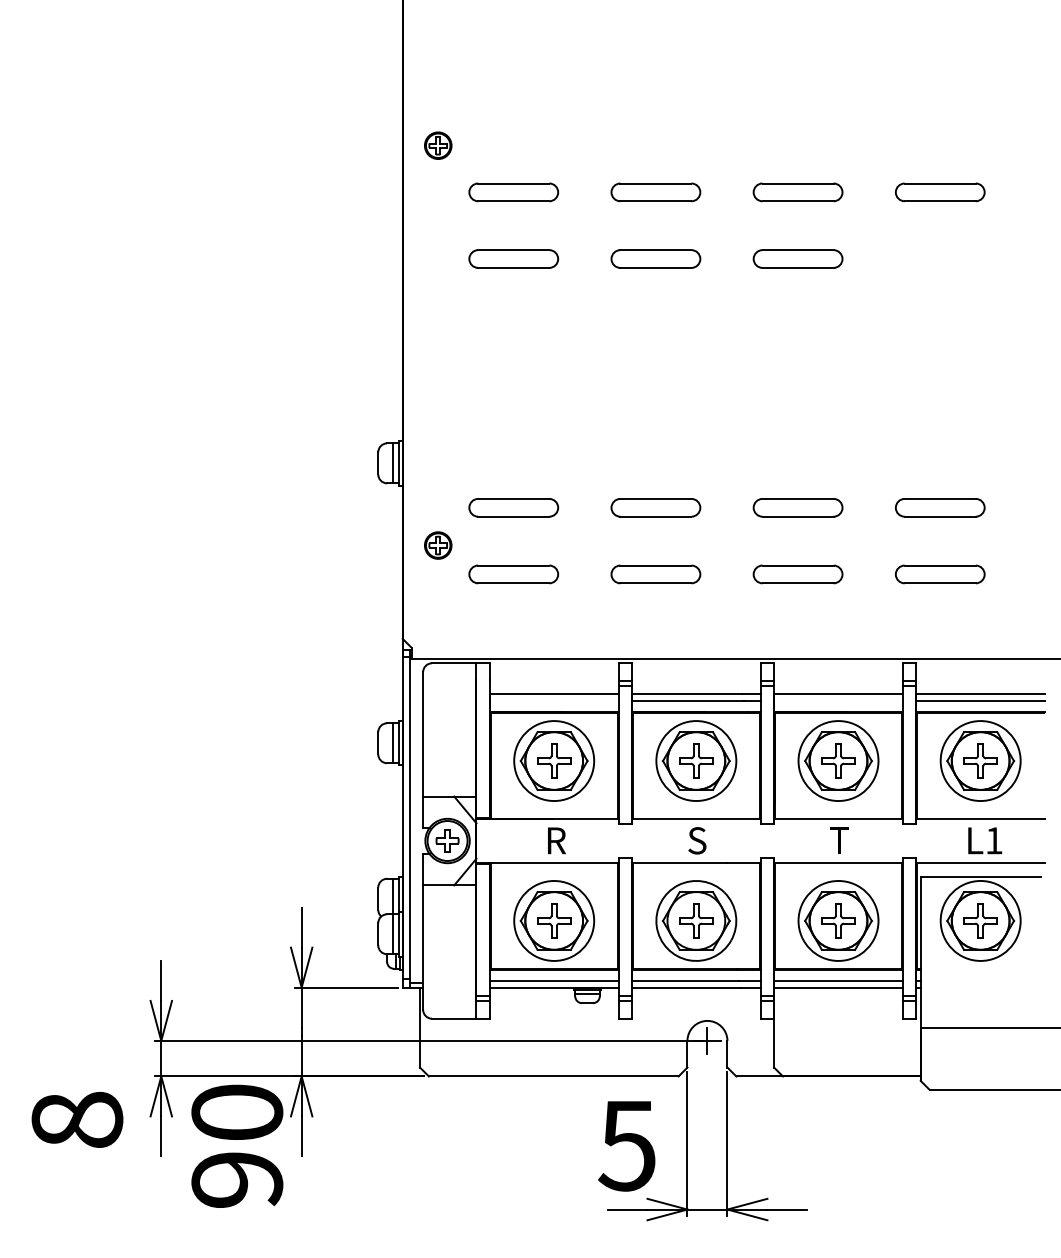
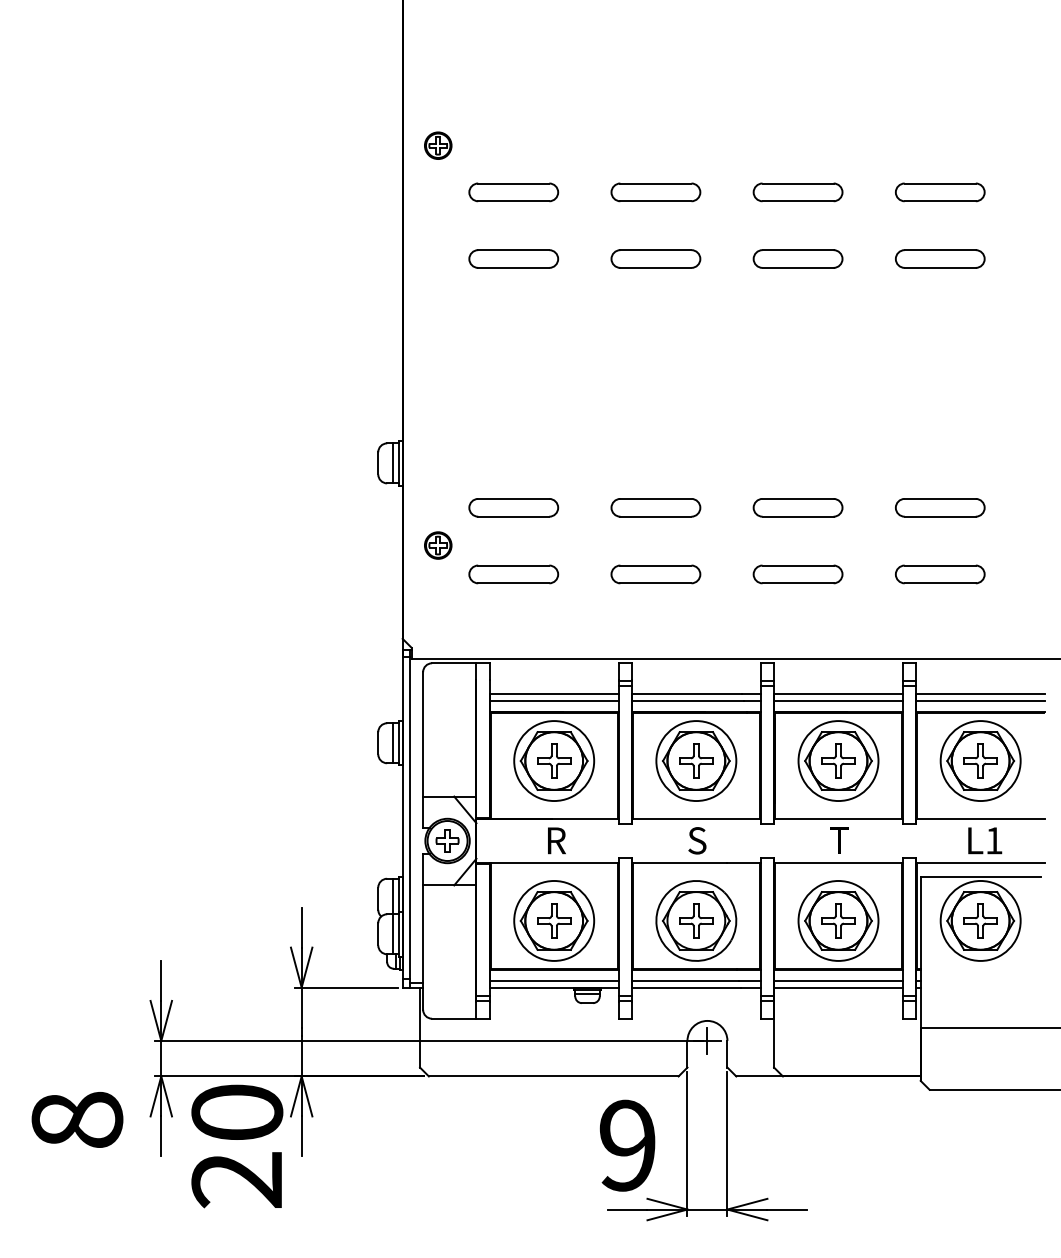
part: none -> present (940, 258)
line: none -> present (553, 701)
line: none -> present (838, 701)
text: 5 -> 9 (626, 1145)
text: 90 -> 20 (237, 1180)
